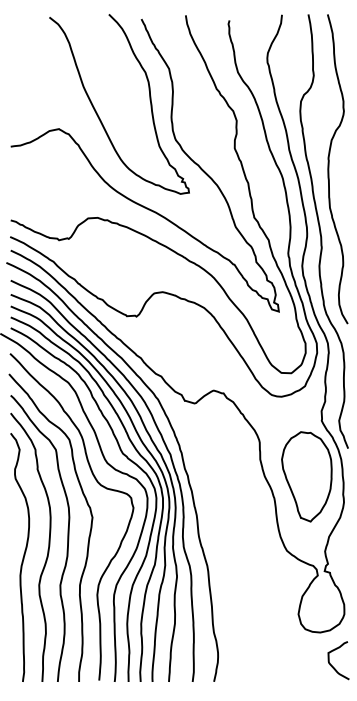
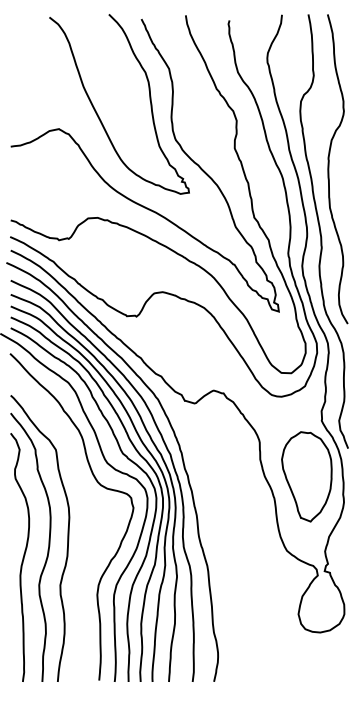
curve: present -> none (88, 536)
curve: present -> none (332, 665)
